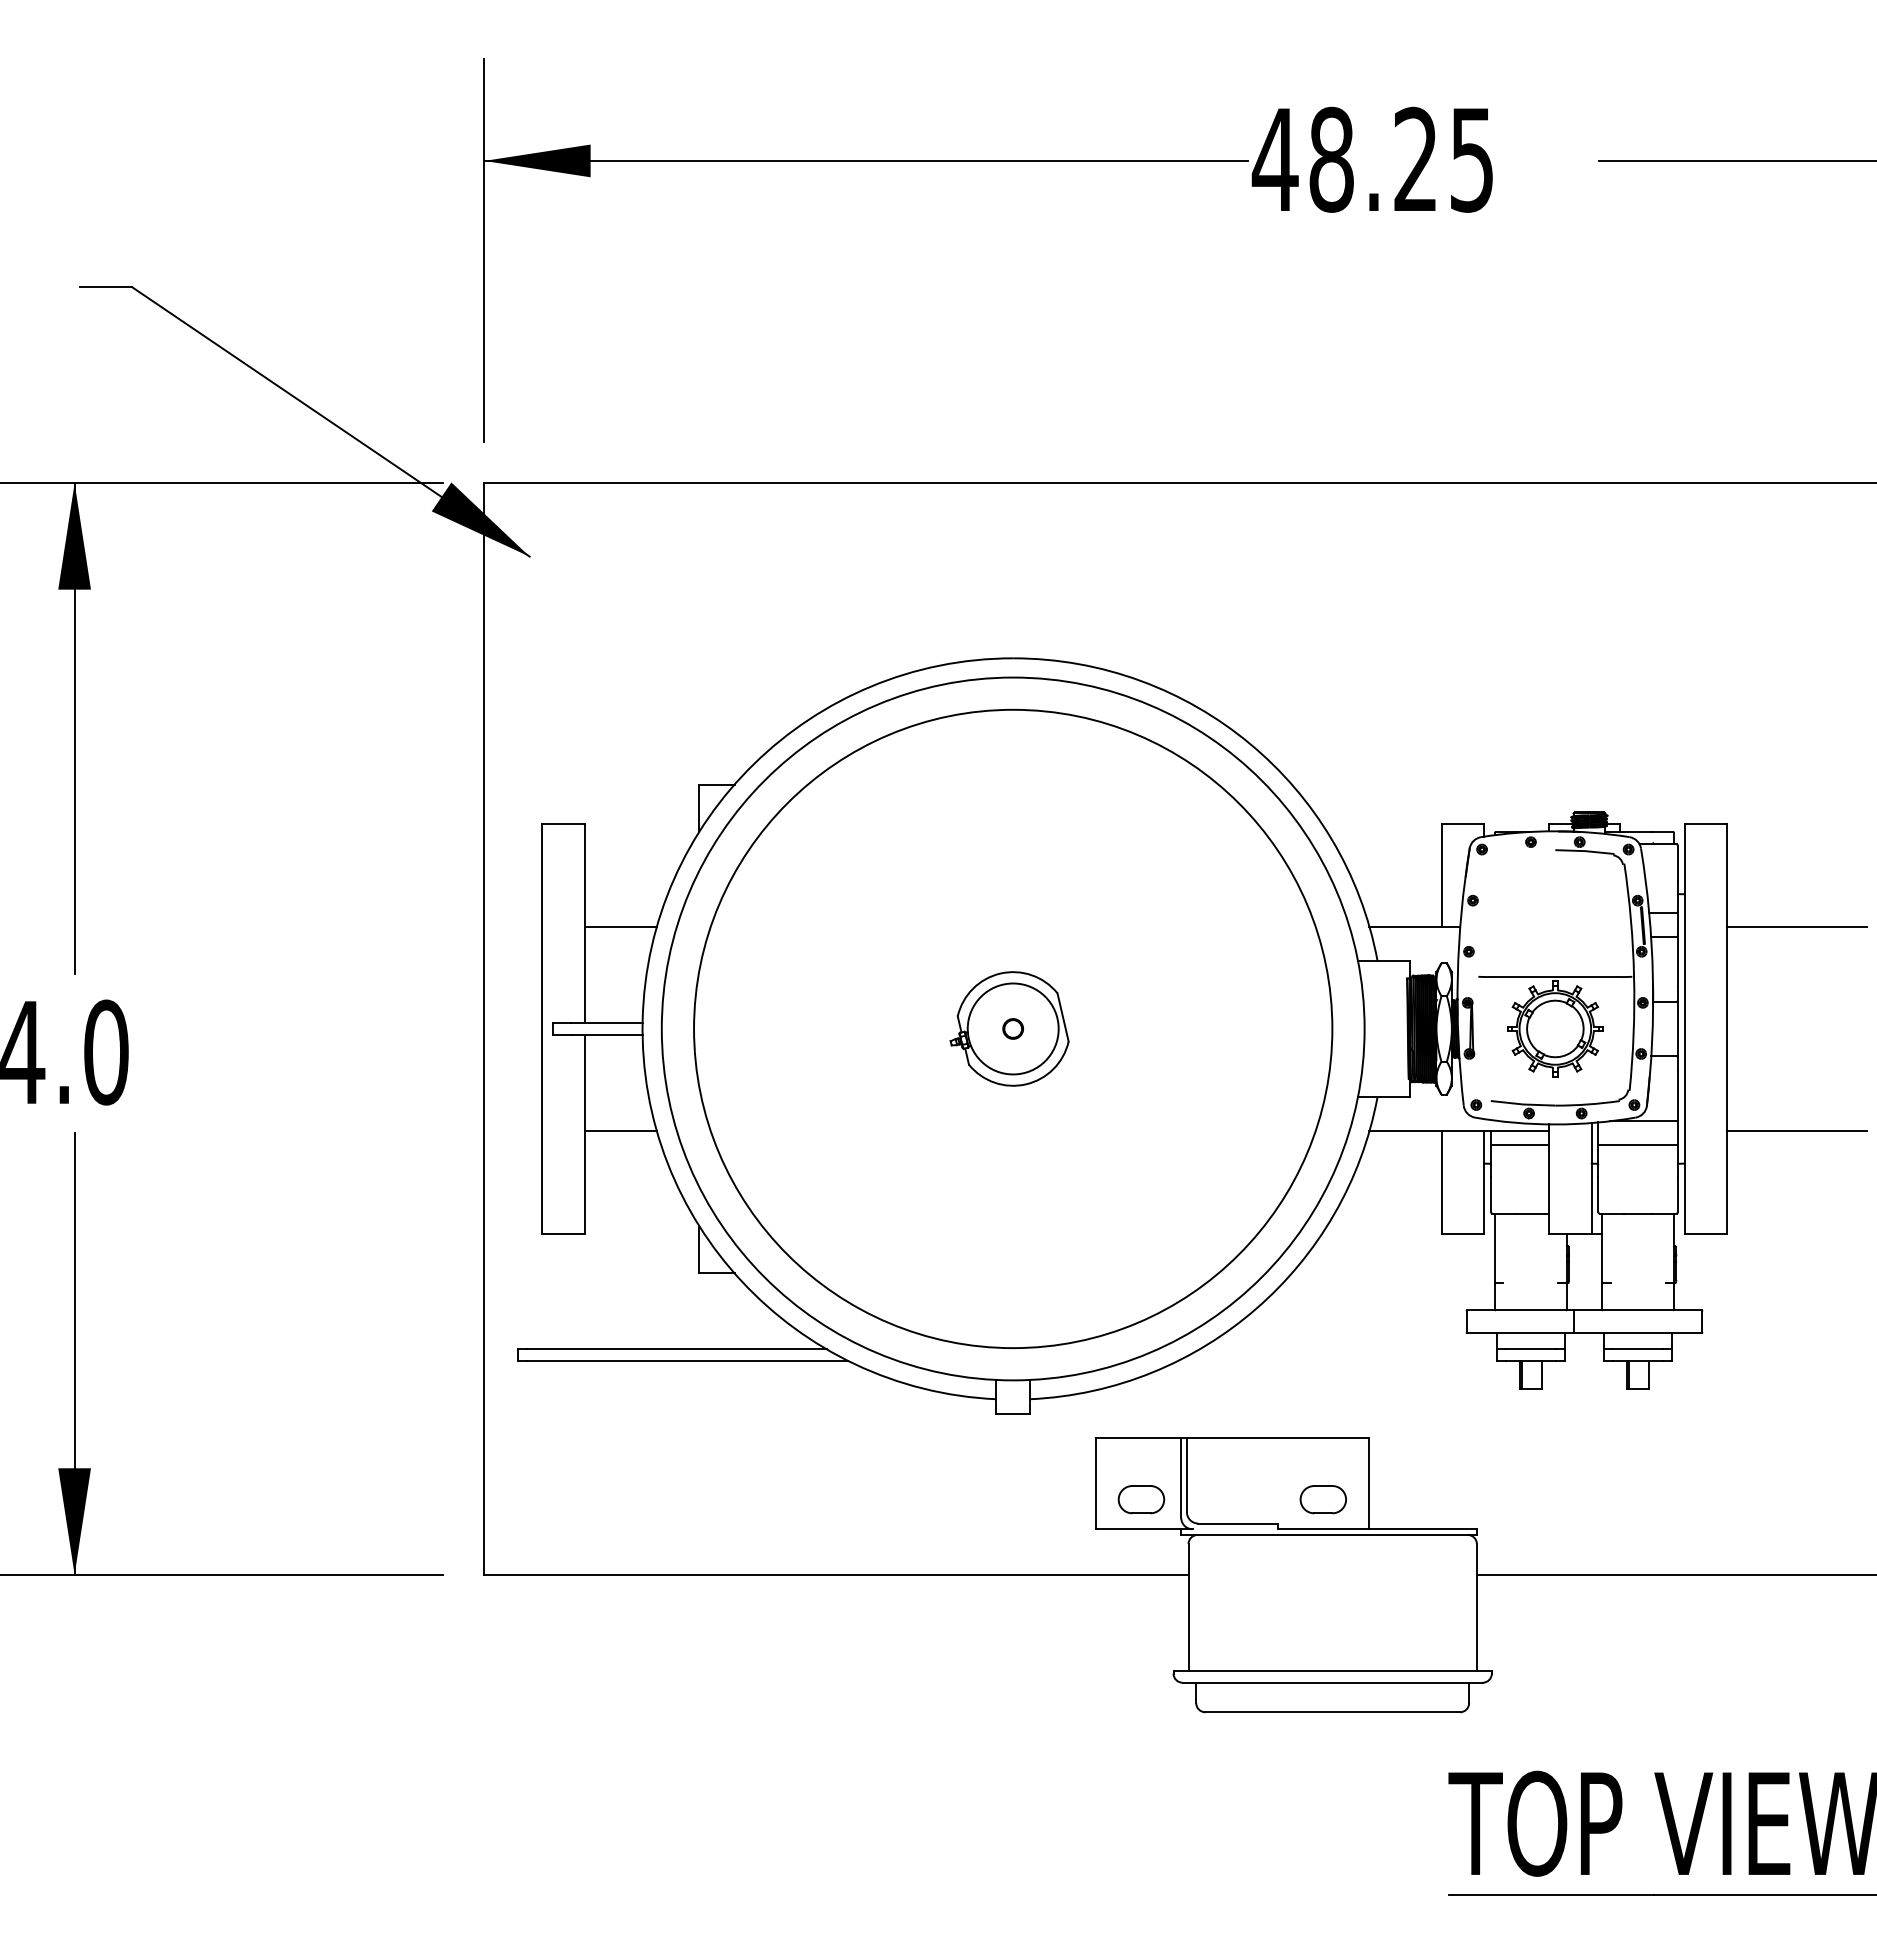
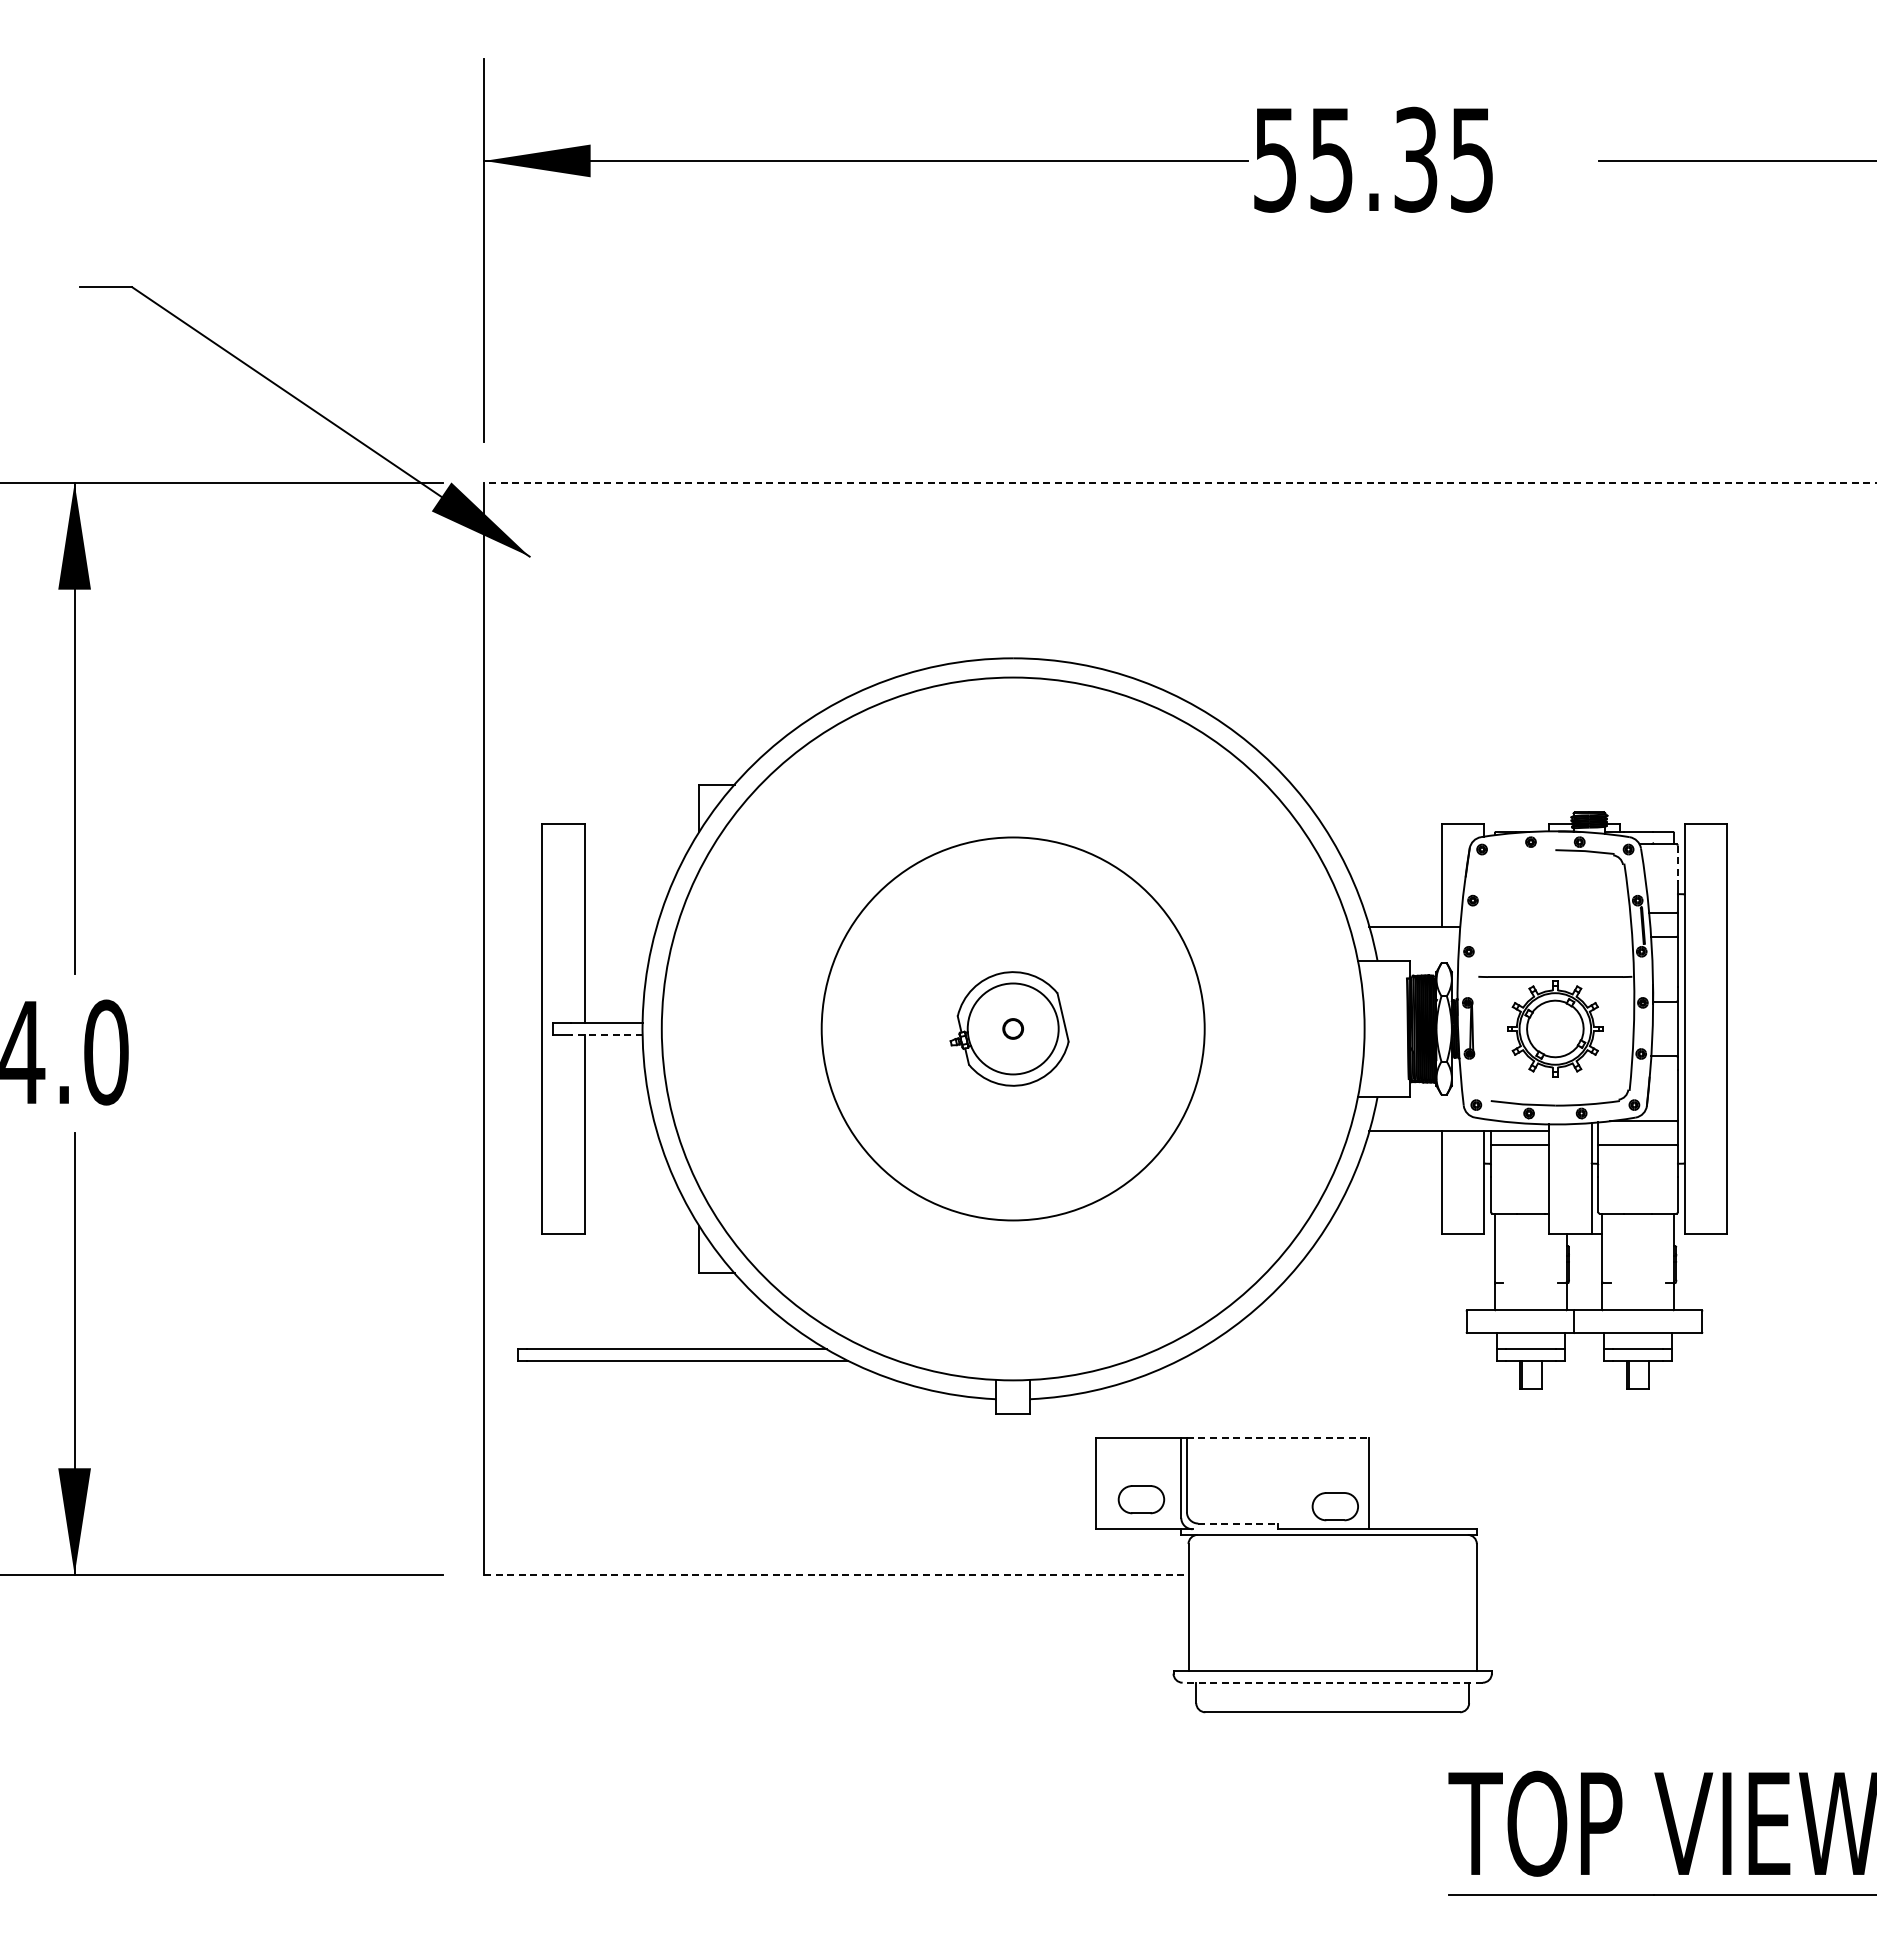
text: 48.25 -> 55.35 (1344, 159)
line: solid -> dashed (1179, 483)
line: solid -> dashed (1677, 863)
line: present -> none (620, 926)
line: present -> none (1796, 926)
circle diameter: 638 px -> 383 px (1012, 1028)
line: solid -> dashed (606, 1034)
line: present -> none (620, 1131)
line: present -> none (1796, 1131)
line: solid -> dashed (1277, 1438)
part position: (1322, 1499) -> (1334, 1506) (1334, 1506)
line: solid -> dashed (1238, 1523)
line: solid -> dashed (836, 1574)
line: present -> none (1674, 1574)
line: solid -> dashed (1332, 1682)
